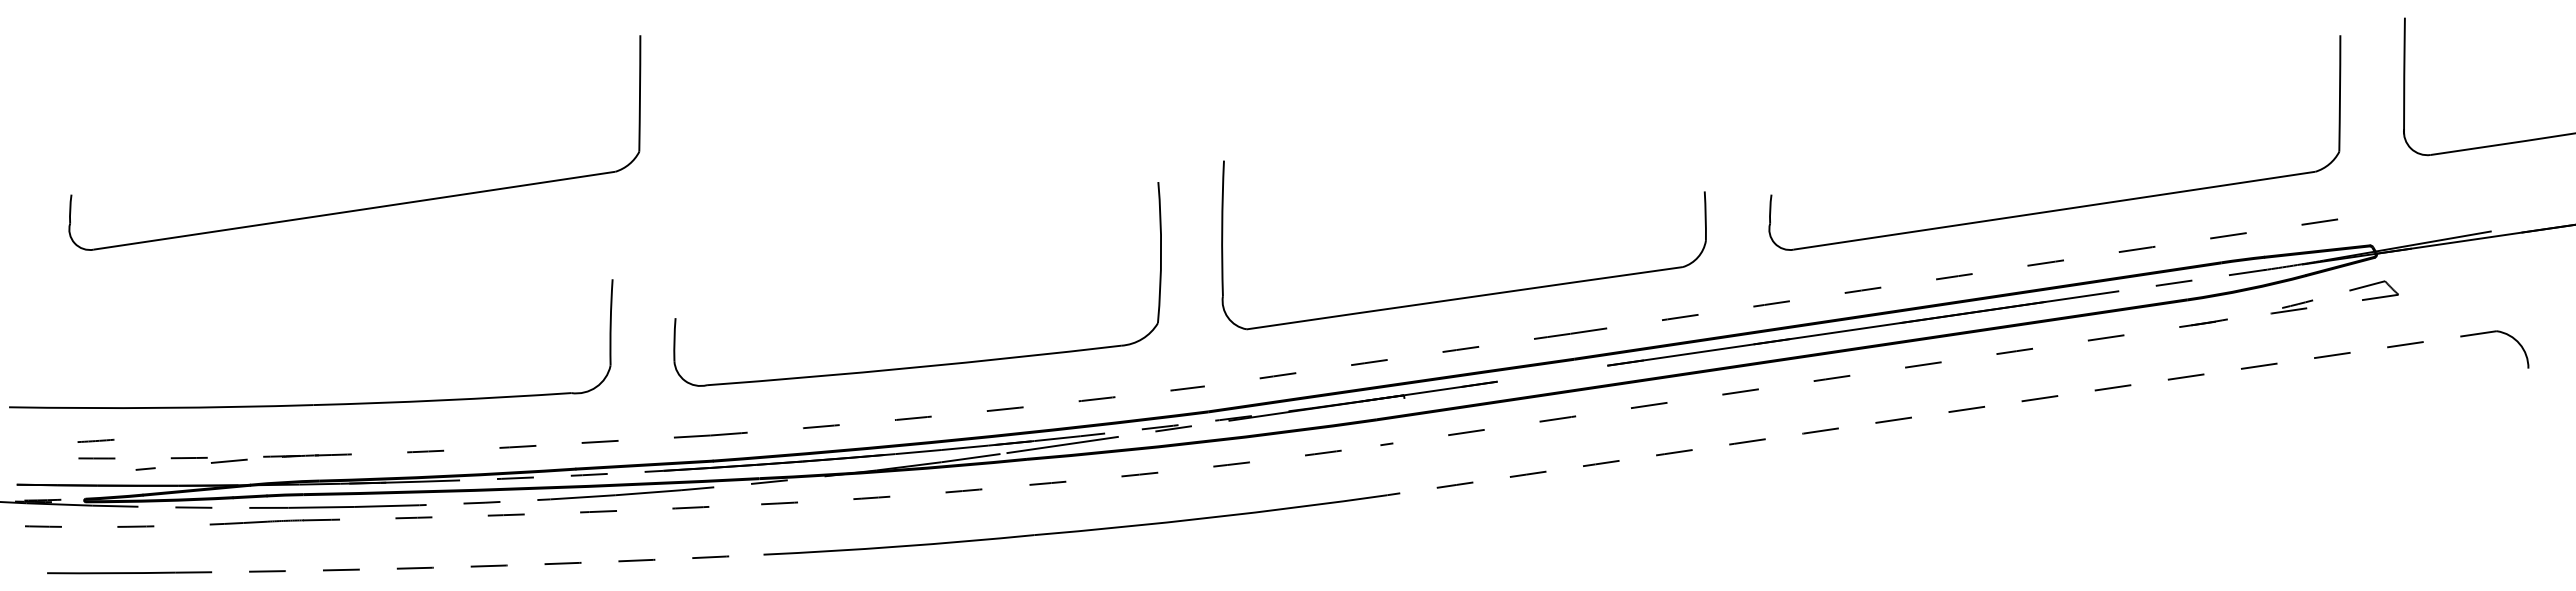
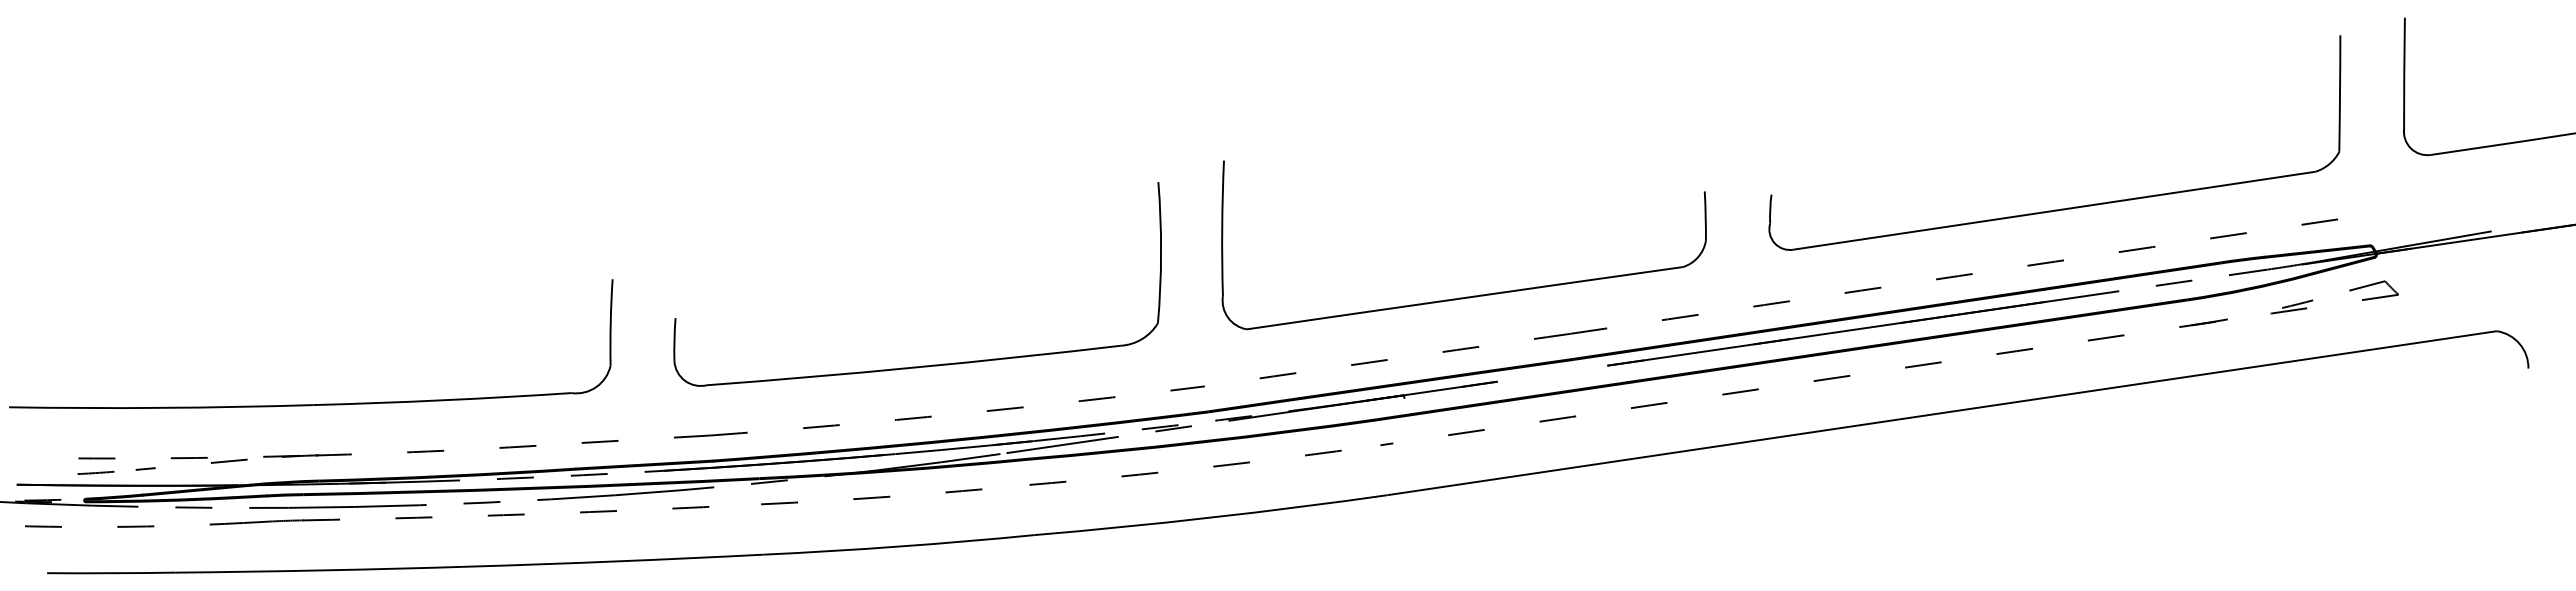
part: present -> none (367, 207)
arc: dashed -> solid (1942, 413)
line position: (95, 440) -> (95, 472) (95, 472)
arc: dashed -> solid (469, 566)
